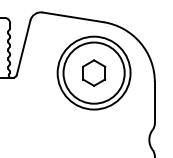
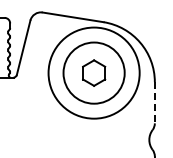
circle diameter: 73 px -> 91 px (93, 72)
line: solid -> dashed (154, 102)
